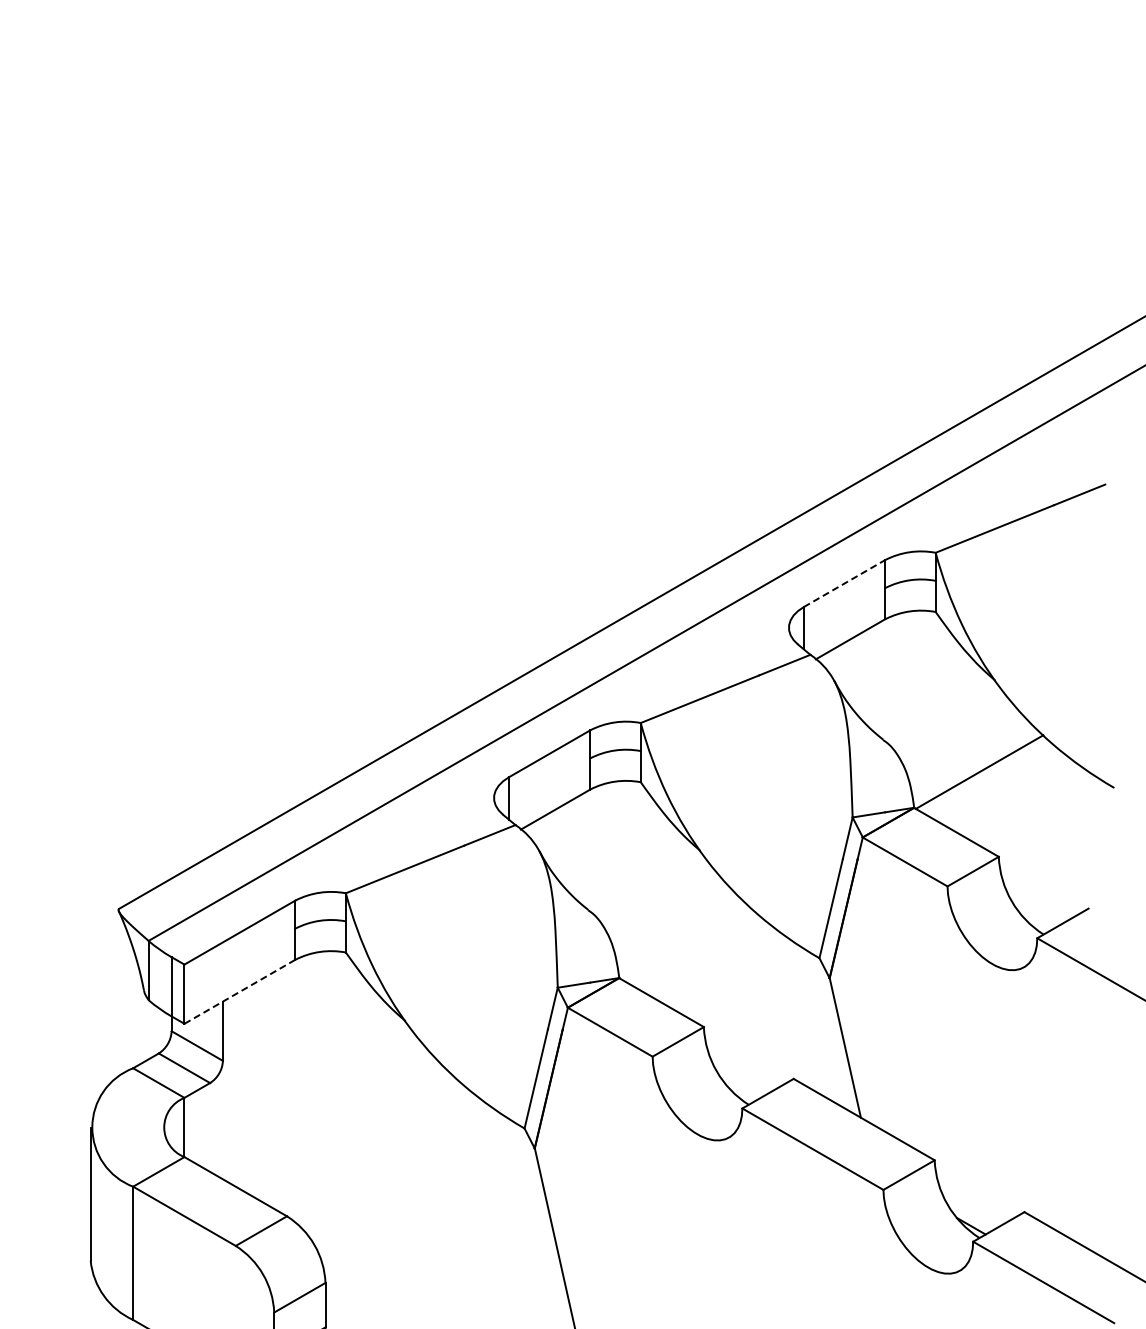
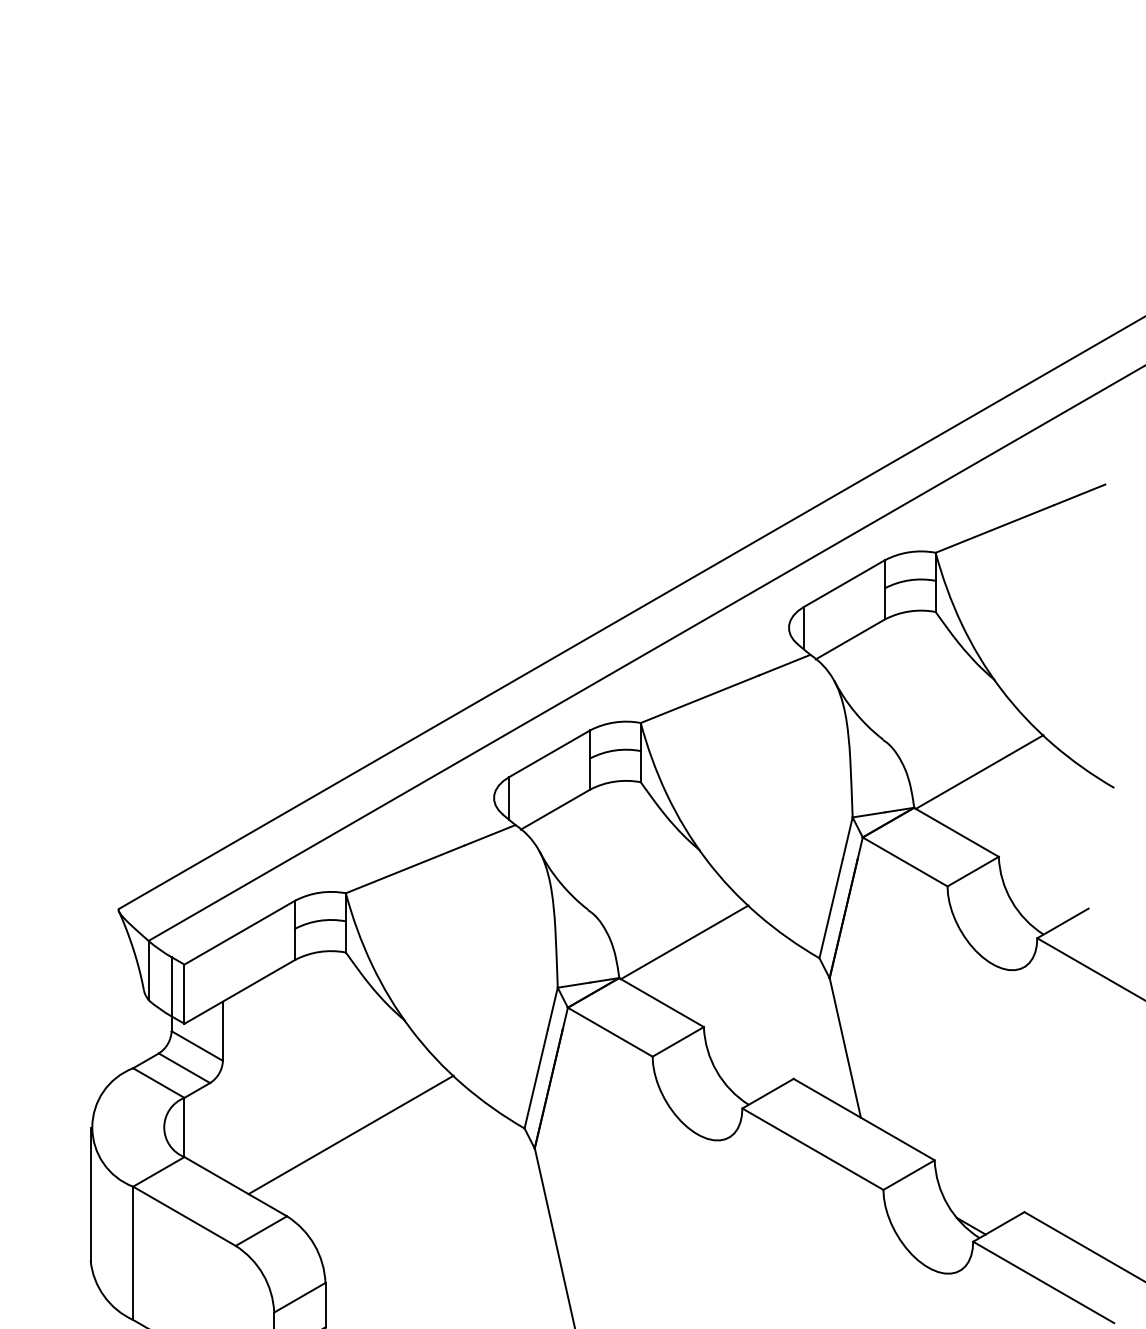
line: dashed -> solid (844, 583)
line: none -> present (684, 942)
line: dashed -> solid (239, 991)
line: none -> present (350, 1134)
